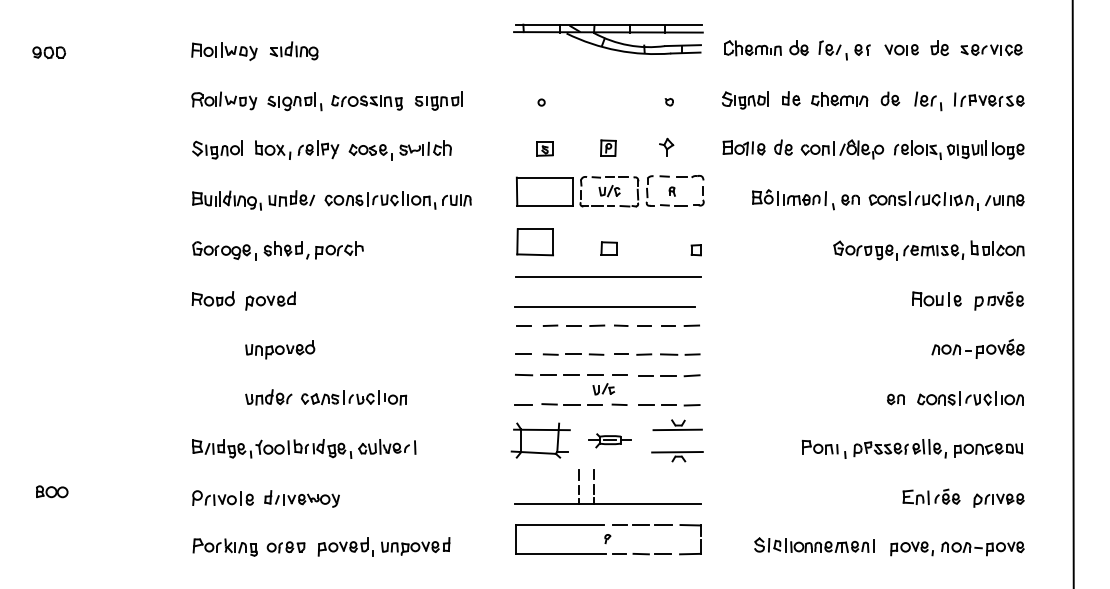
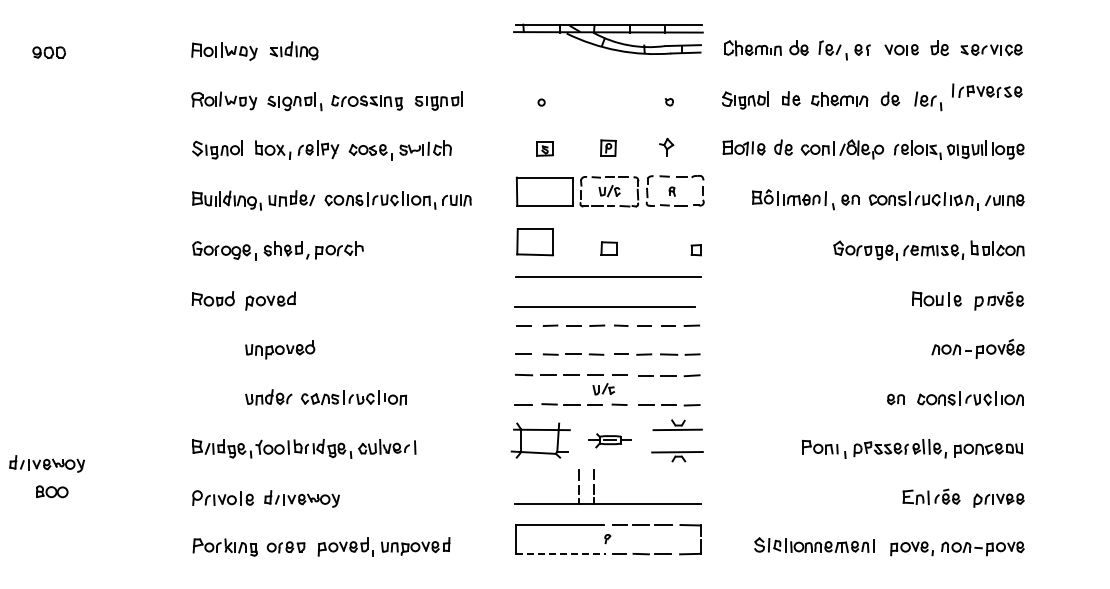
part position: (989, 99) -> (987, 90) (987, 90)
line: present -> none (1072, 293)
part: none -> present (46, 463)
line: solid -> dashed (561, 553)
